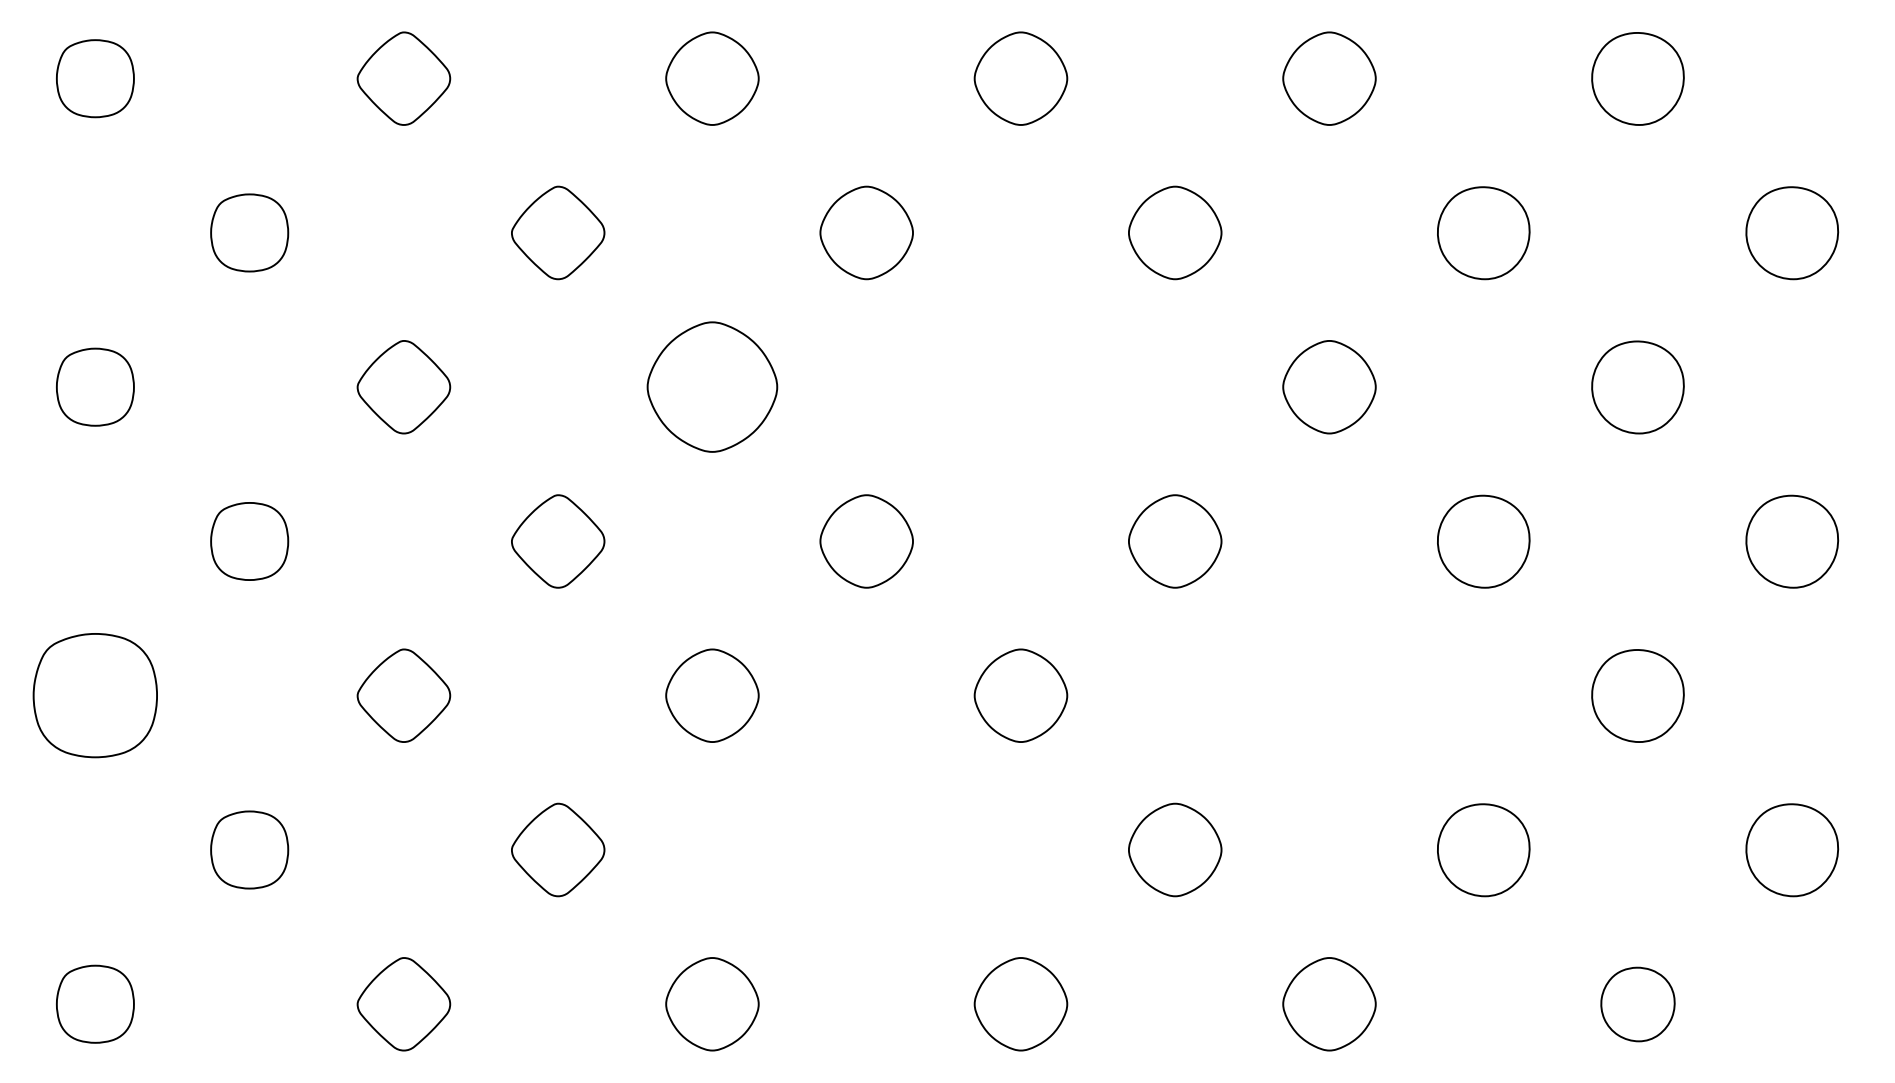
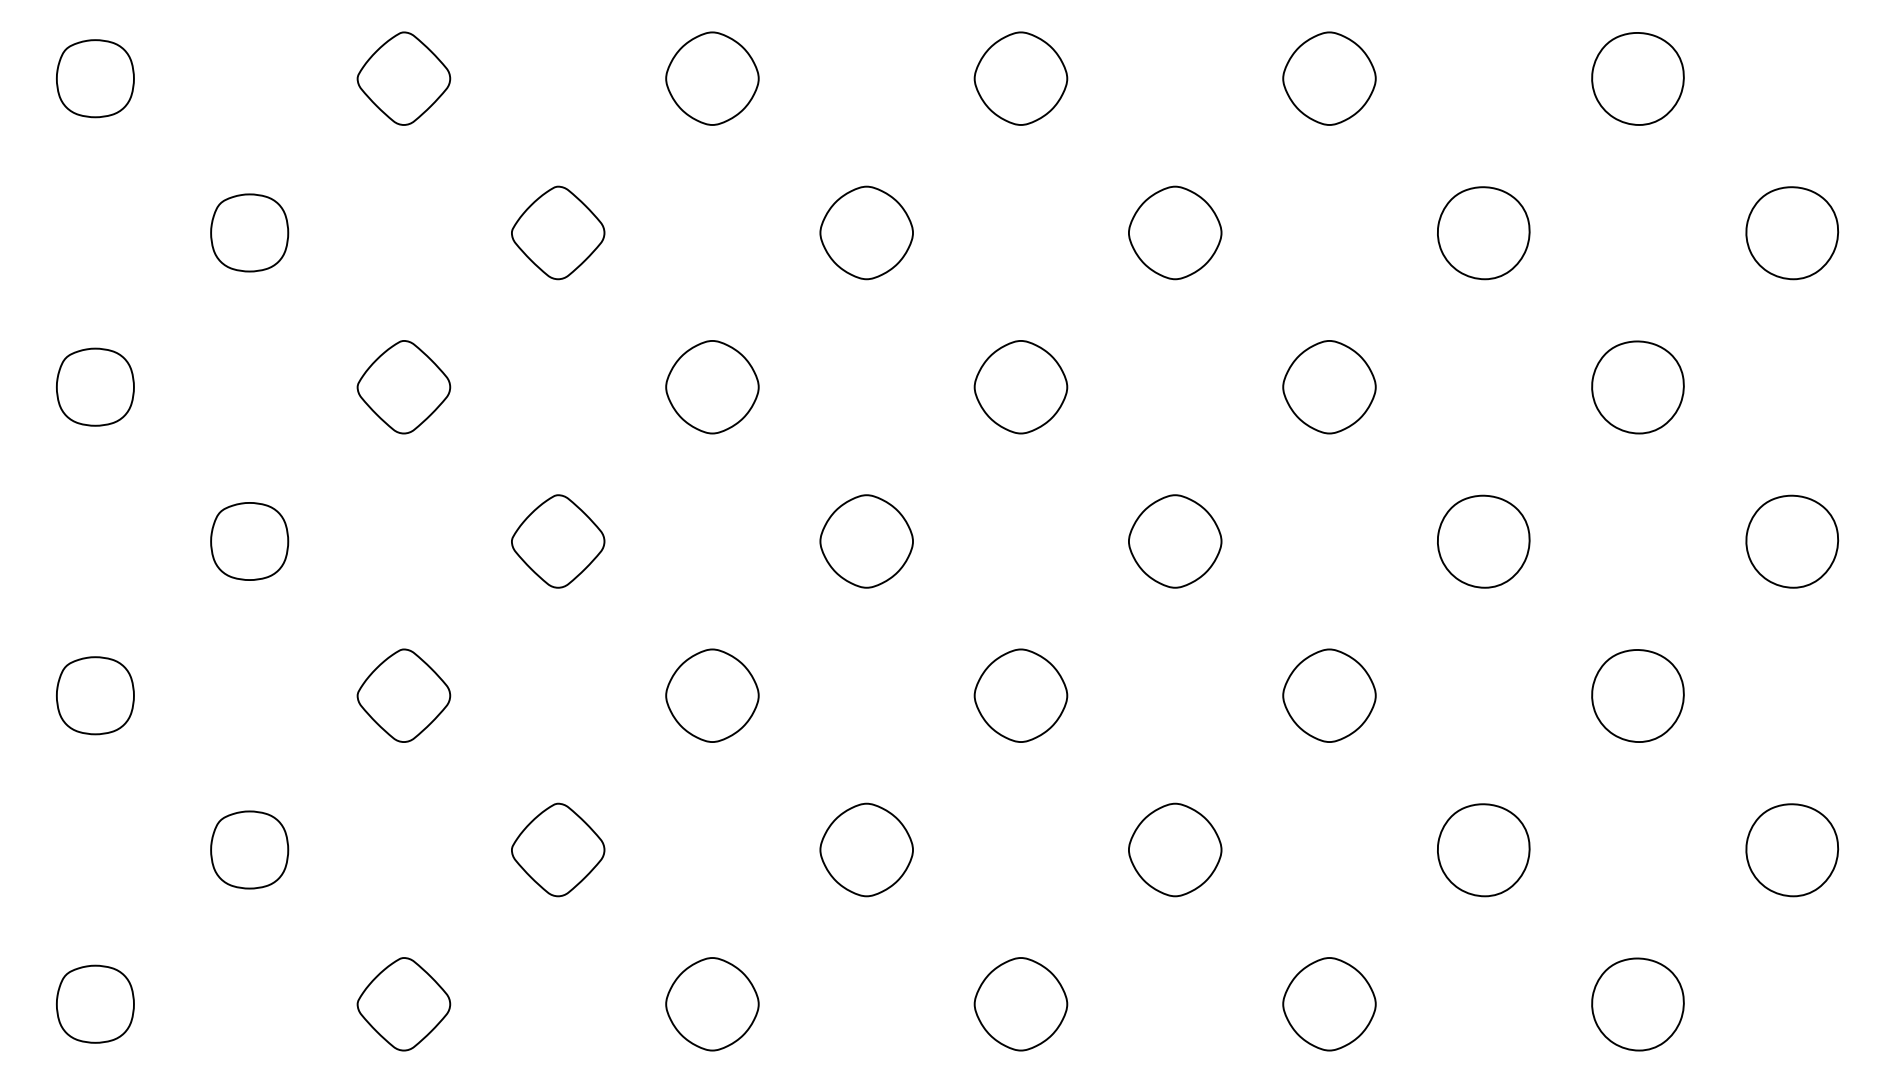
part size: 133x132 px -> 95x95 px (712, 387)
part: none -> present (1020, 387)
part size: 126x126 px -> 79x80 px (95, 695)
part: none -> present (1329, 695)
part: none -> present (866, 849)
part size: 76x77 px -> 94x95 px (1637, 1004)
